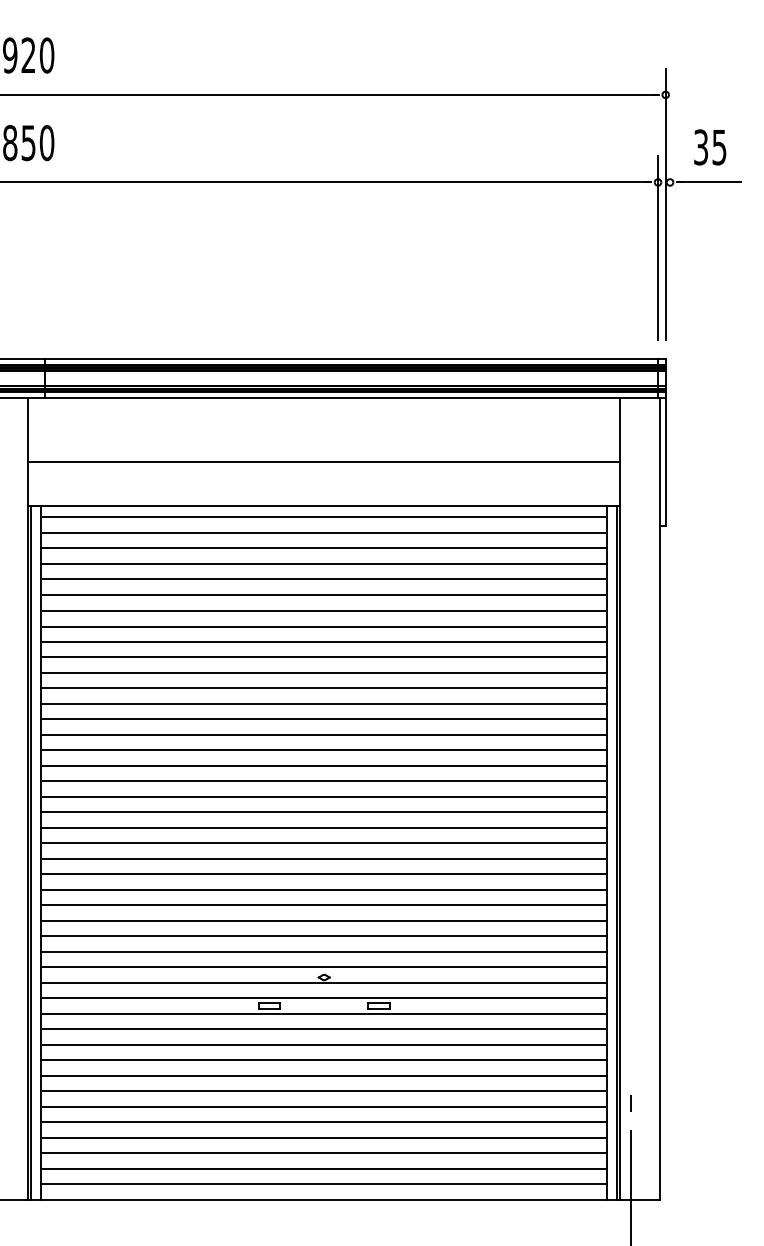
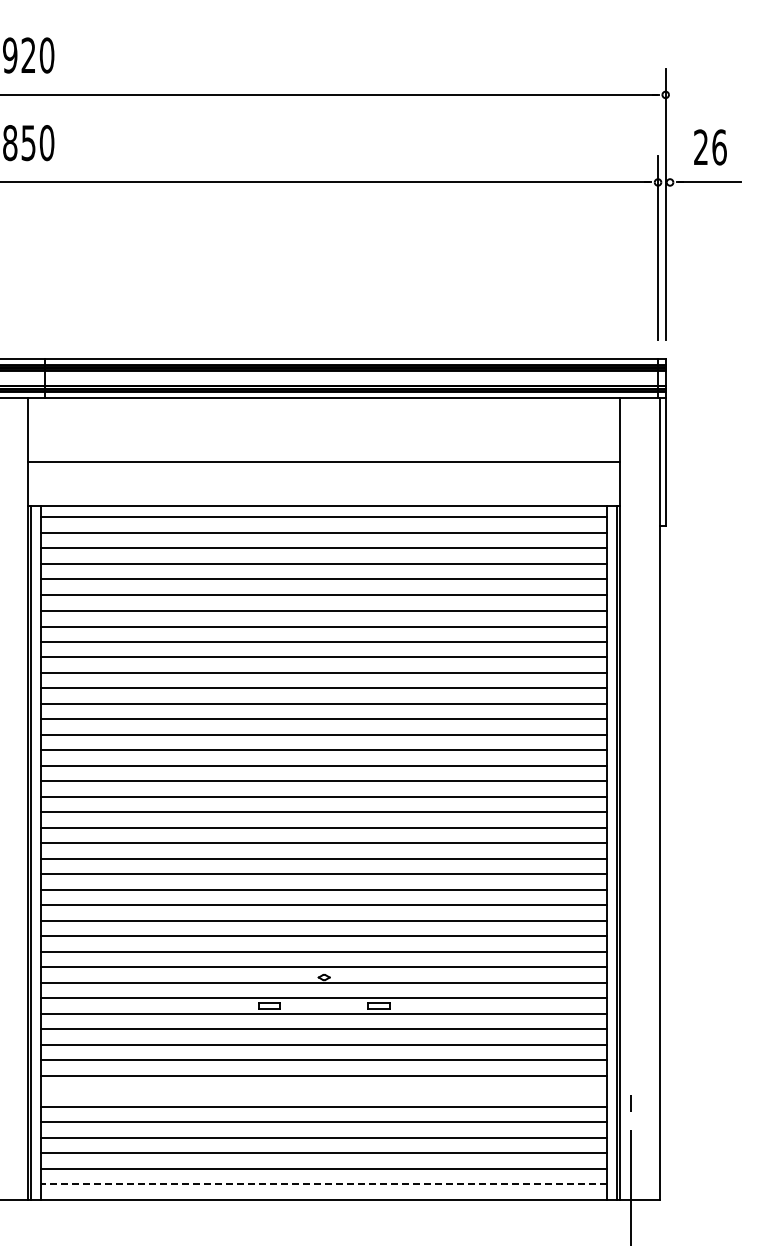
text: 35 -> 26 (710, 147)
line: present -> none (324, 1091)
line: solid -> dashed (323, 1184)
